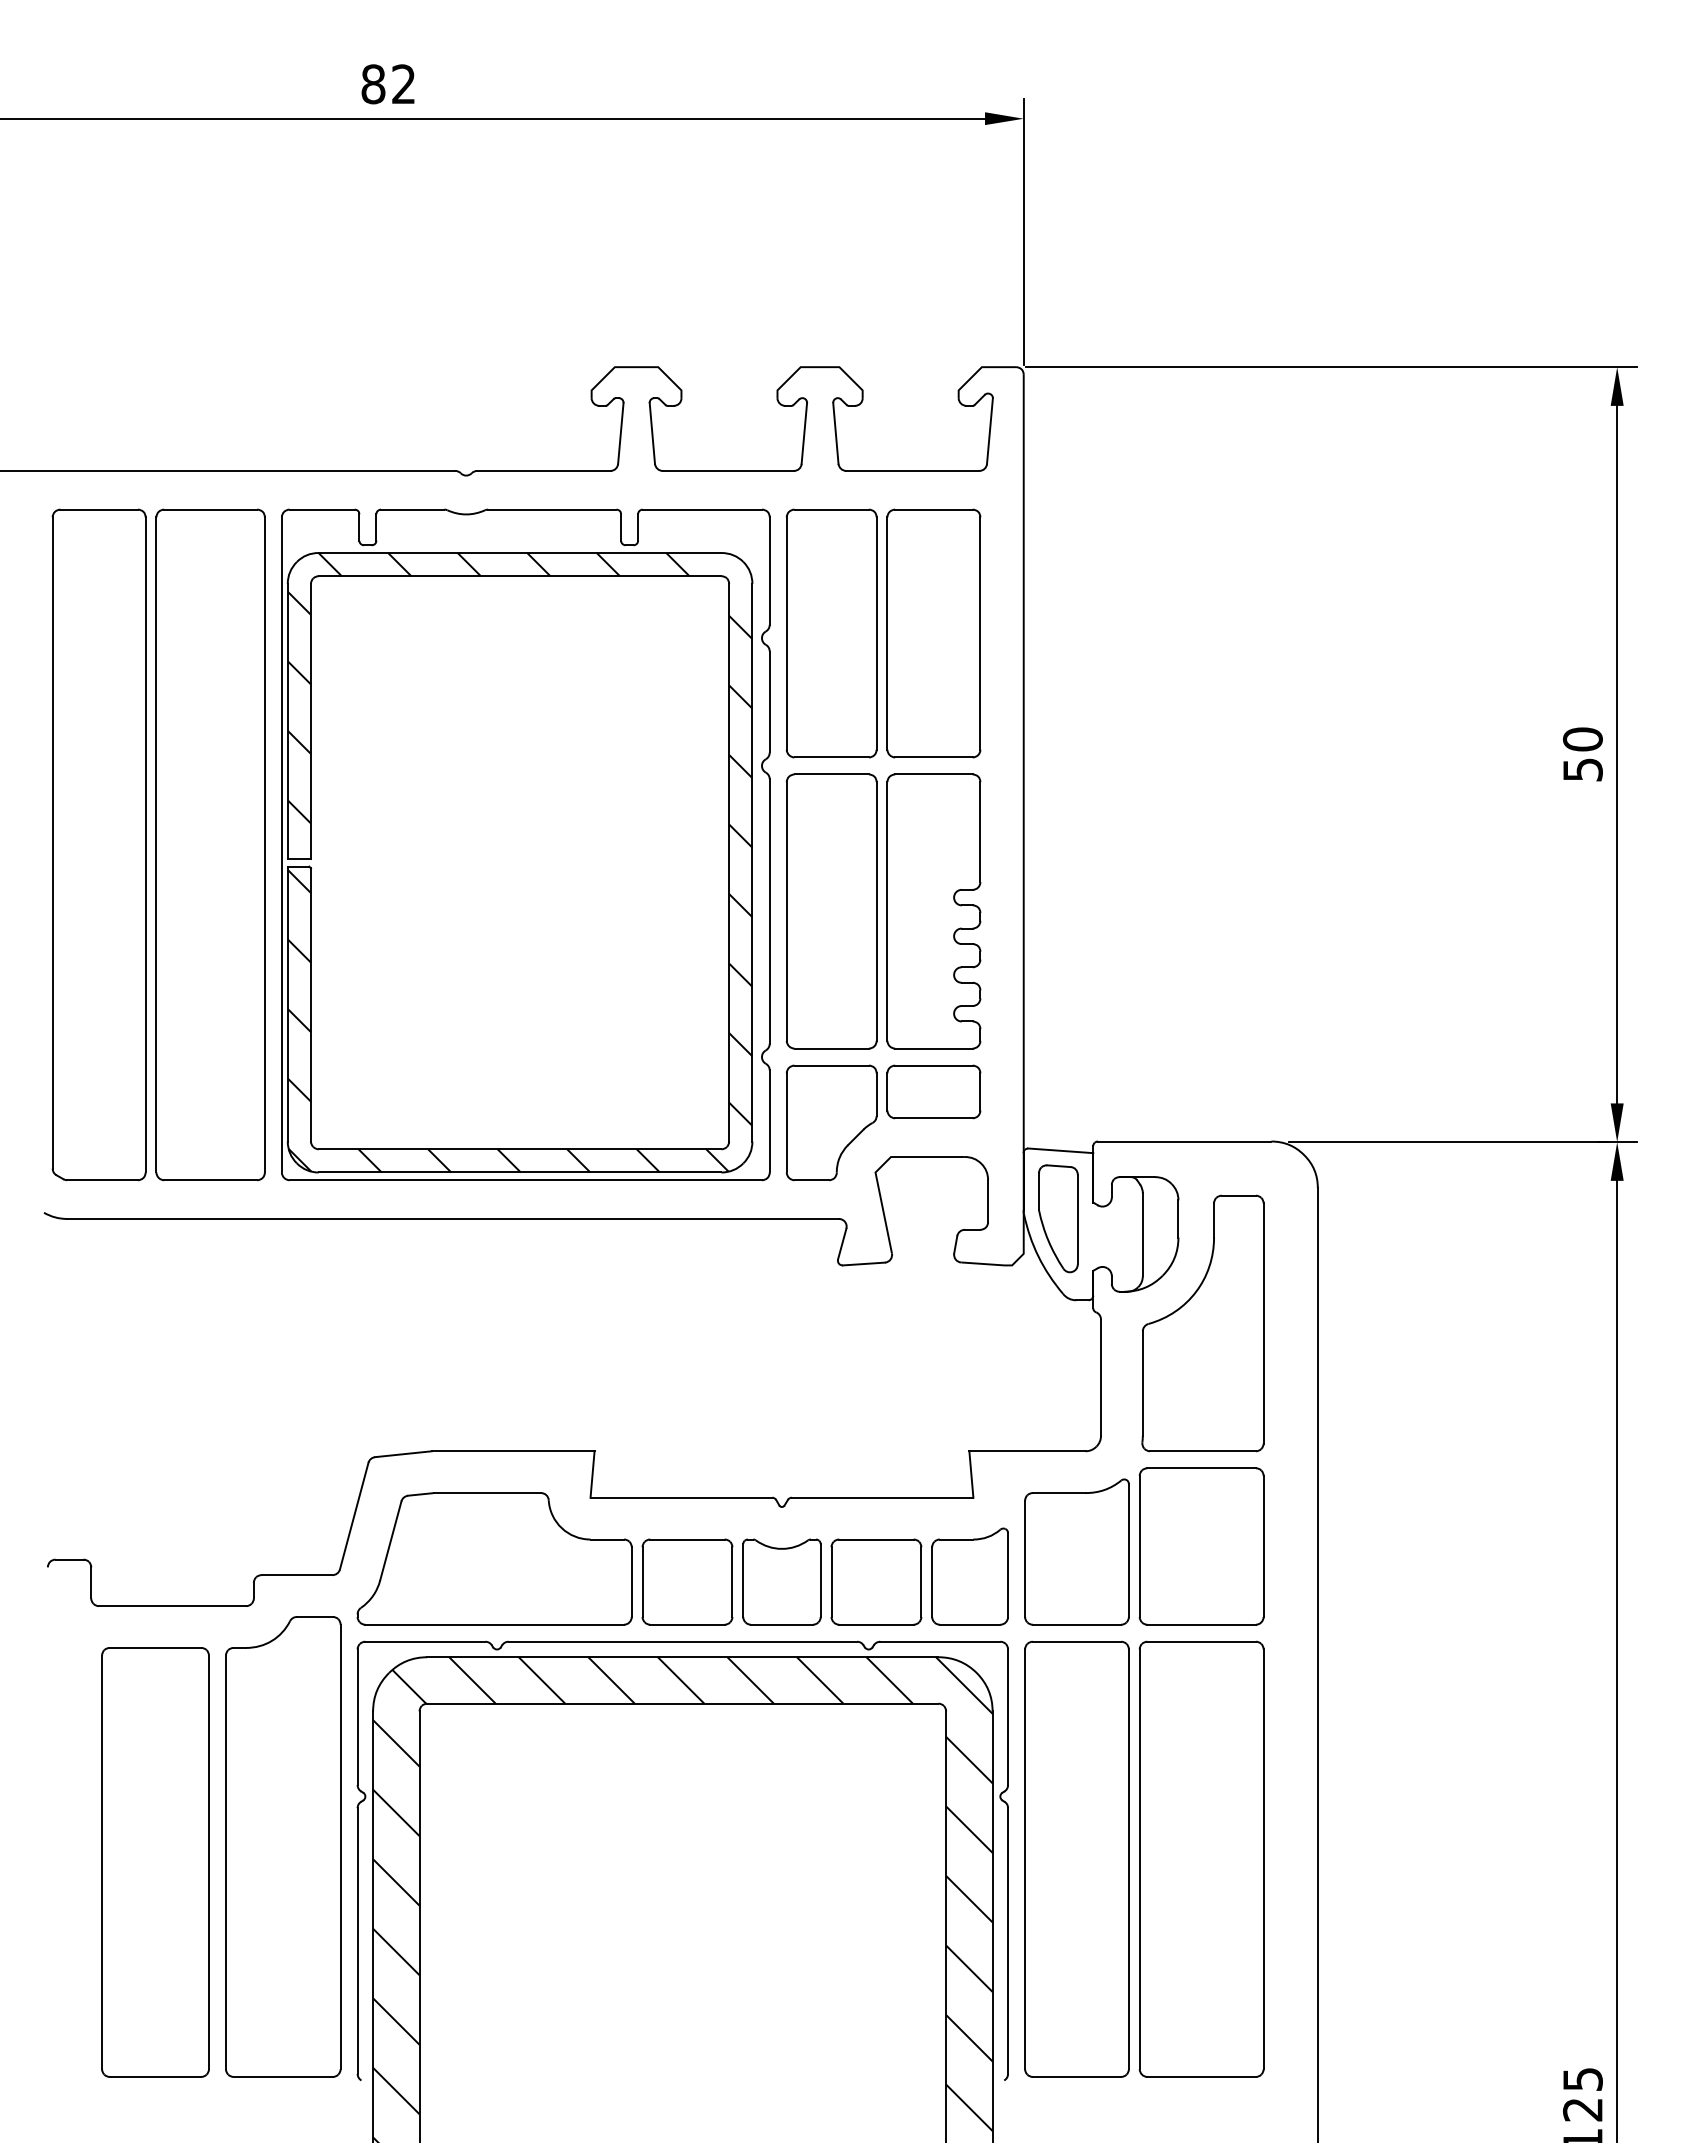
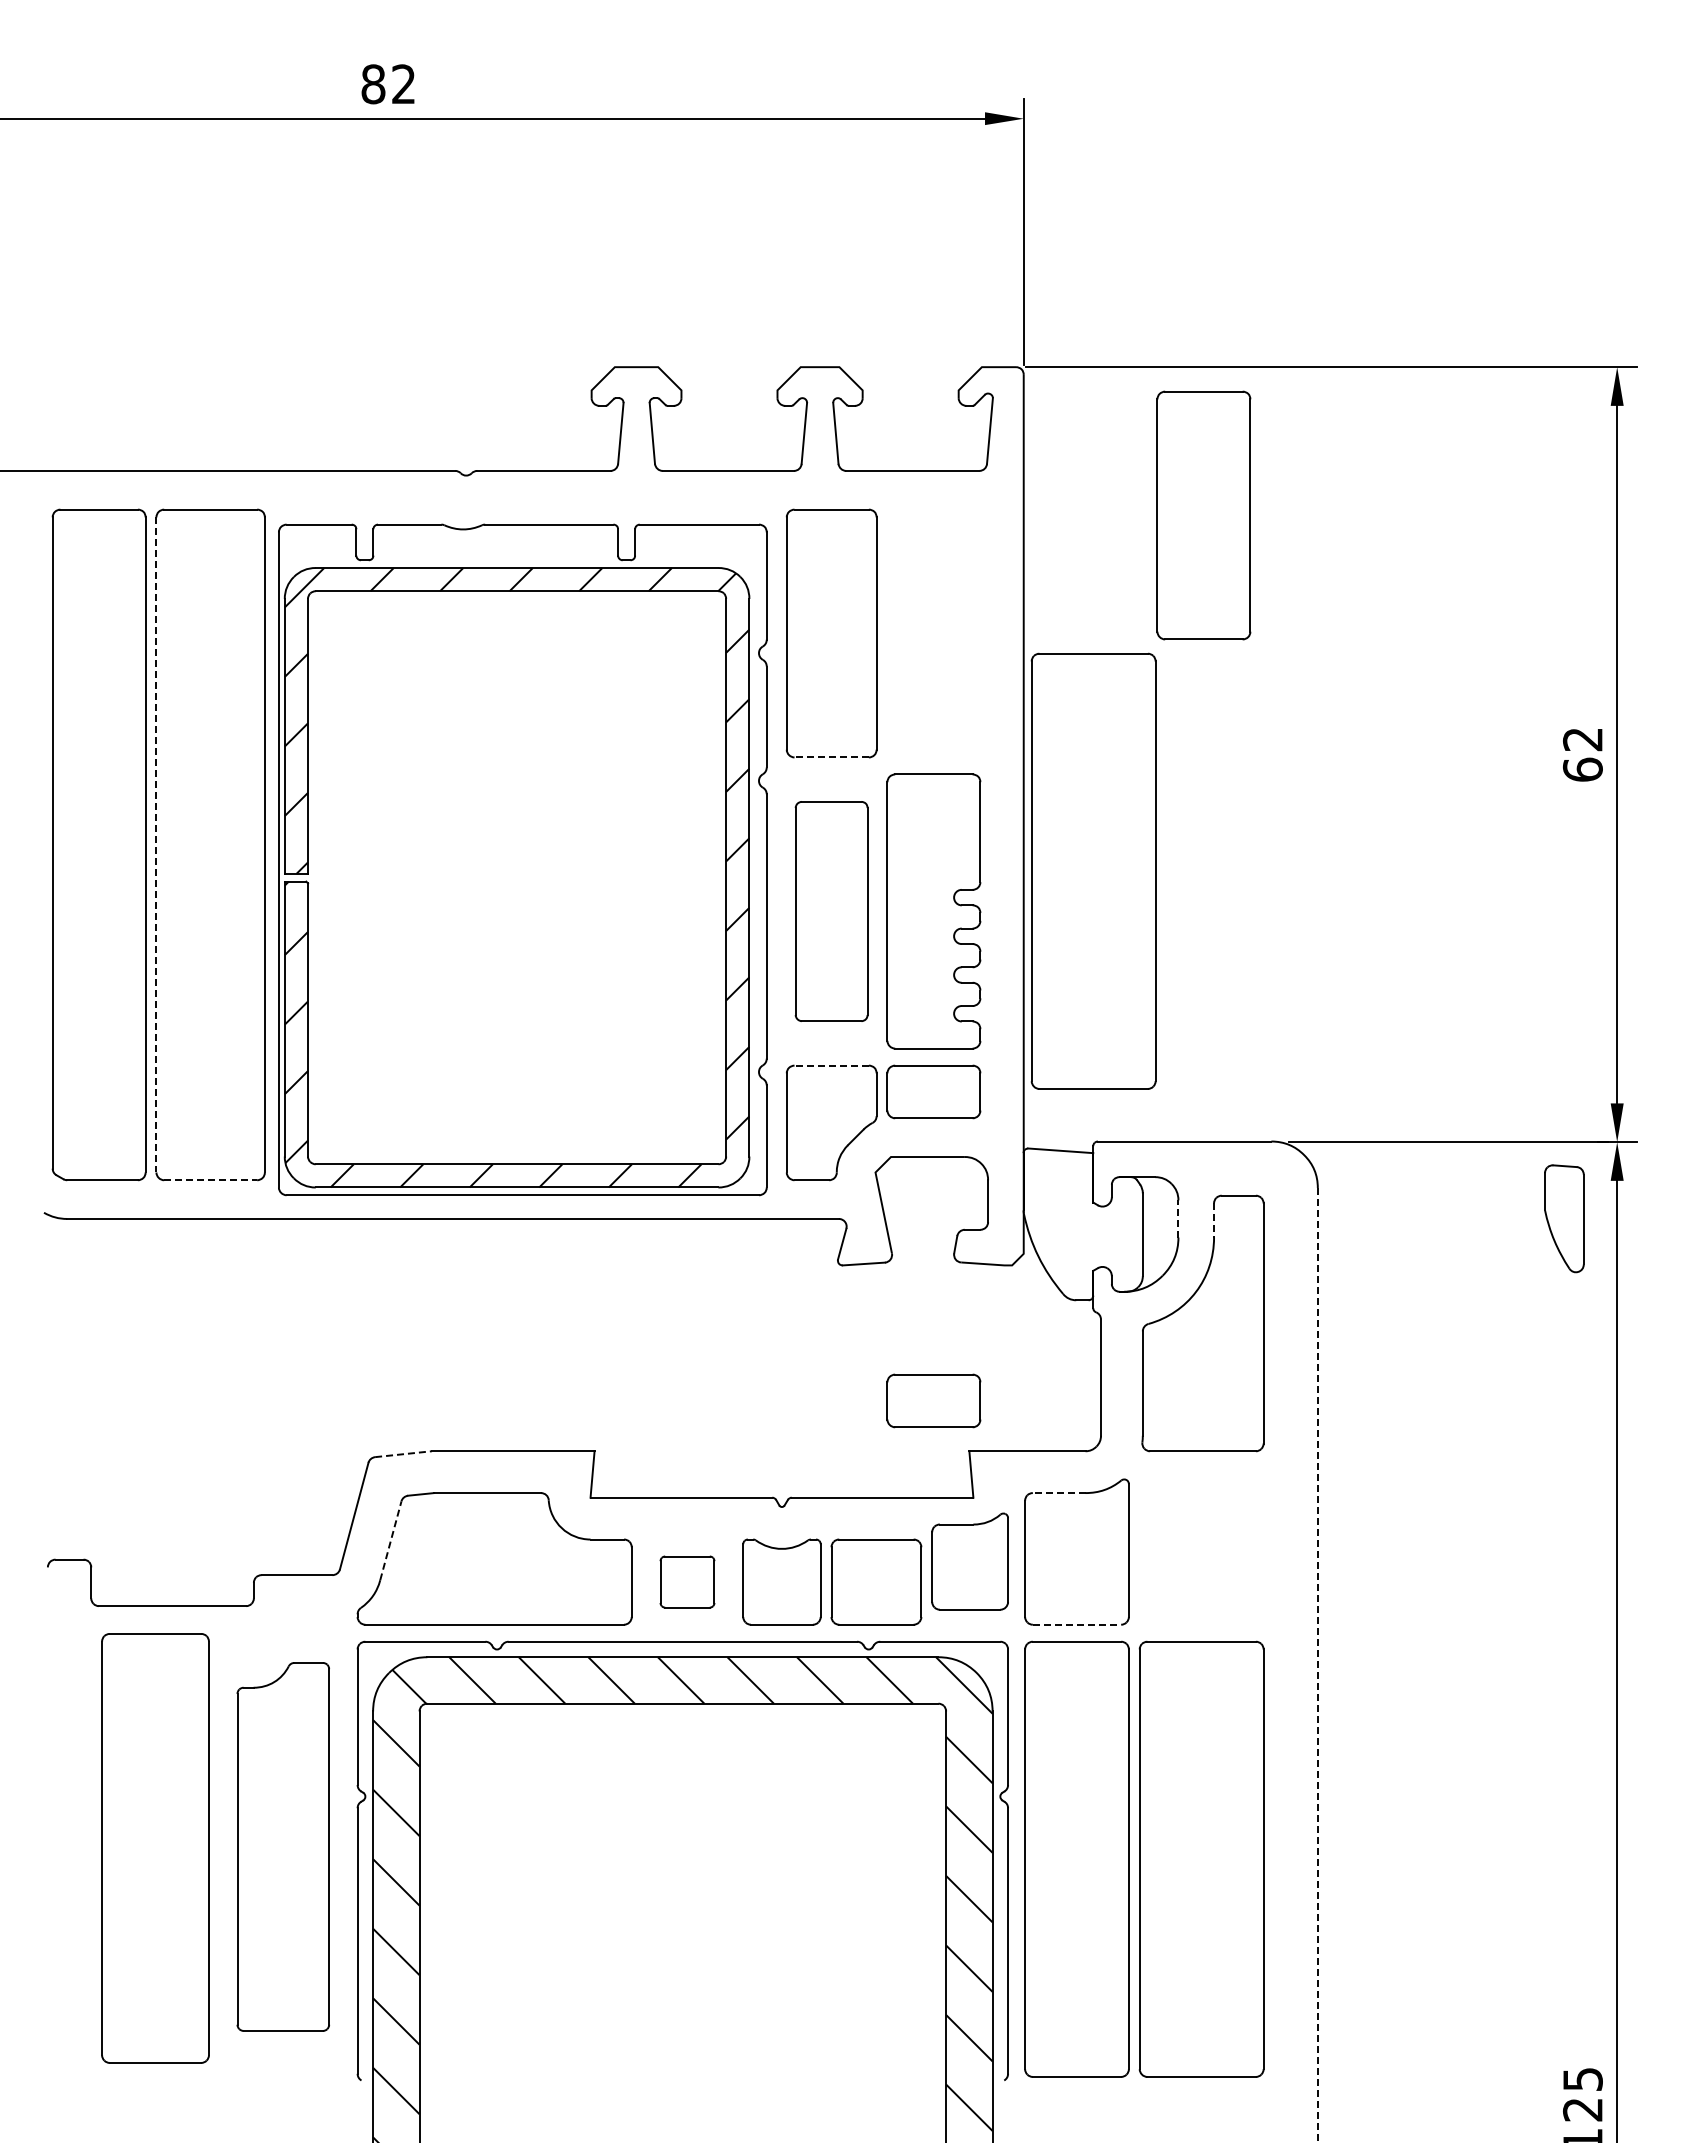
part position: (933, 633) -> (1203, 515) (1203, 515)
text: 50 -> 62 (1582, 754)
line: solid -> dashed (831, 757)
line: solid -> dashed (156, 844)
part position: (525, 844) -> (522, 859) (522, 859)
part: none -> present (1093, 870)
part size: 93x277 px -> 75x221 px (831, 911)
line: solid -> dashed (831, 1065)
line: solid -> dashed (211, 1180)
part position: (1058, 1218) -> (1564, 1218) (1564, 1218)
line: solid -> dashed (1178, 1218)
line: solid -> dashed (1214, 1220)
part: none -> present (933, 1400)
line: solid -> dashed (403, 1454)
line: solid -> dashed (1058, 1493)
line: solid -> dashed (390, 1540)
part: present -> none (1201, 1546)
part position: (969, 1576) -> (969, 1561) (969, 1561)
part size: 93x88 px -> 57x54 px (687, 1581)
line: solid -> dashed (1077, 1624)
line: solid -> dashed (1317, 1665)
part size: 117x462 px -> 94x370 px (282, 1846)
part position: (155, 1862) -> (155, 1848) (155, 1848)
